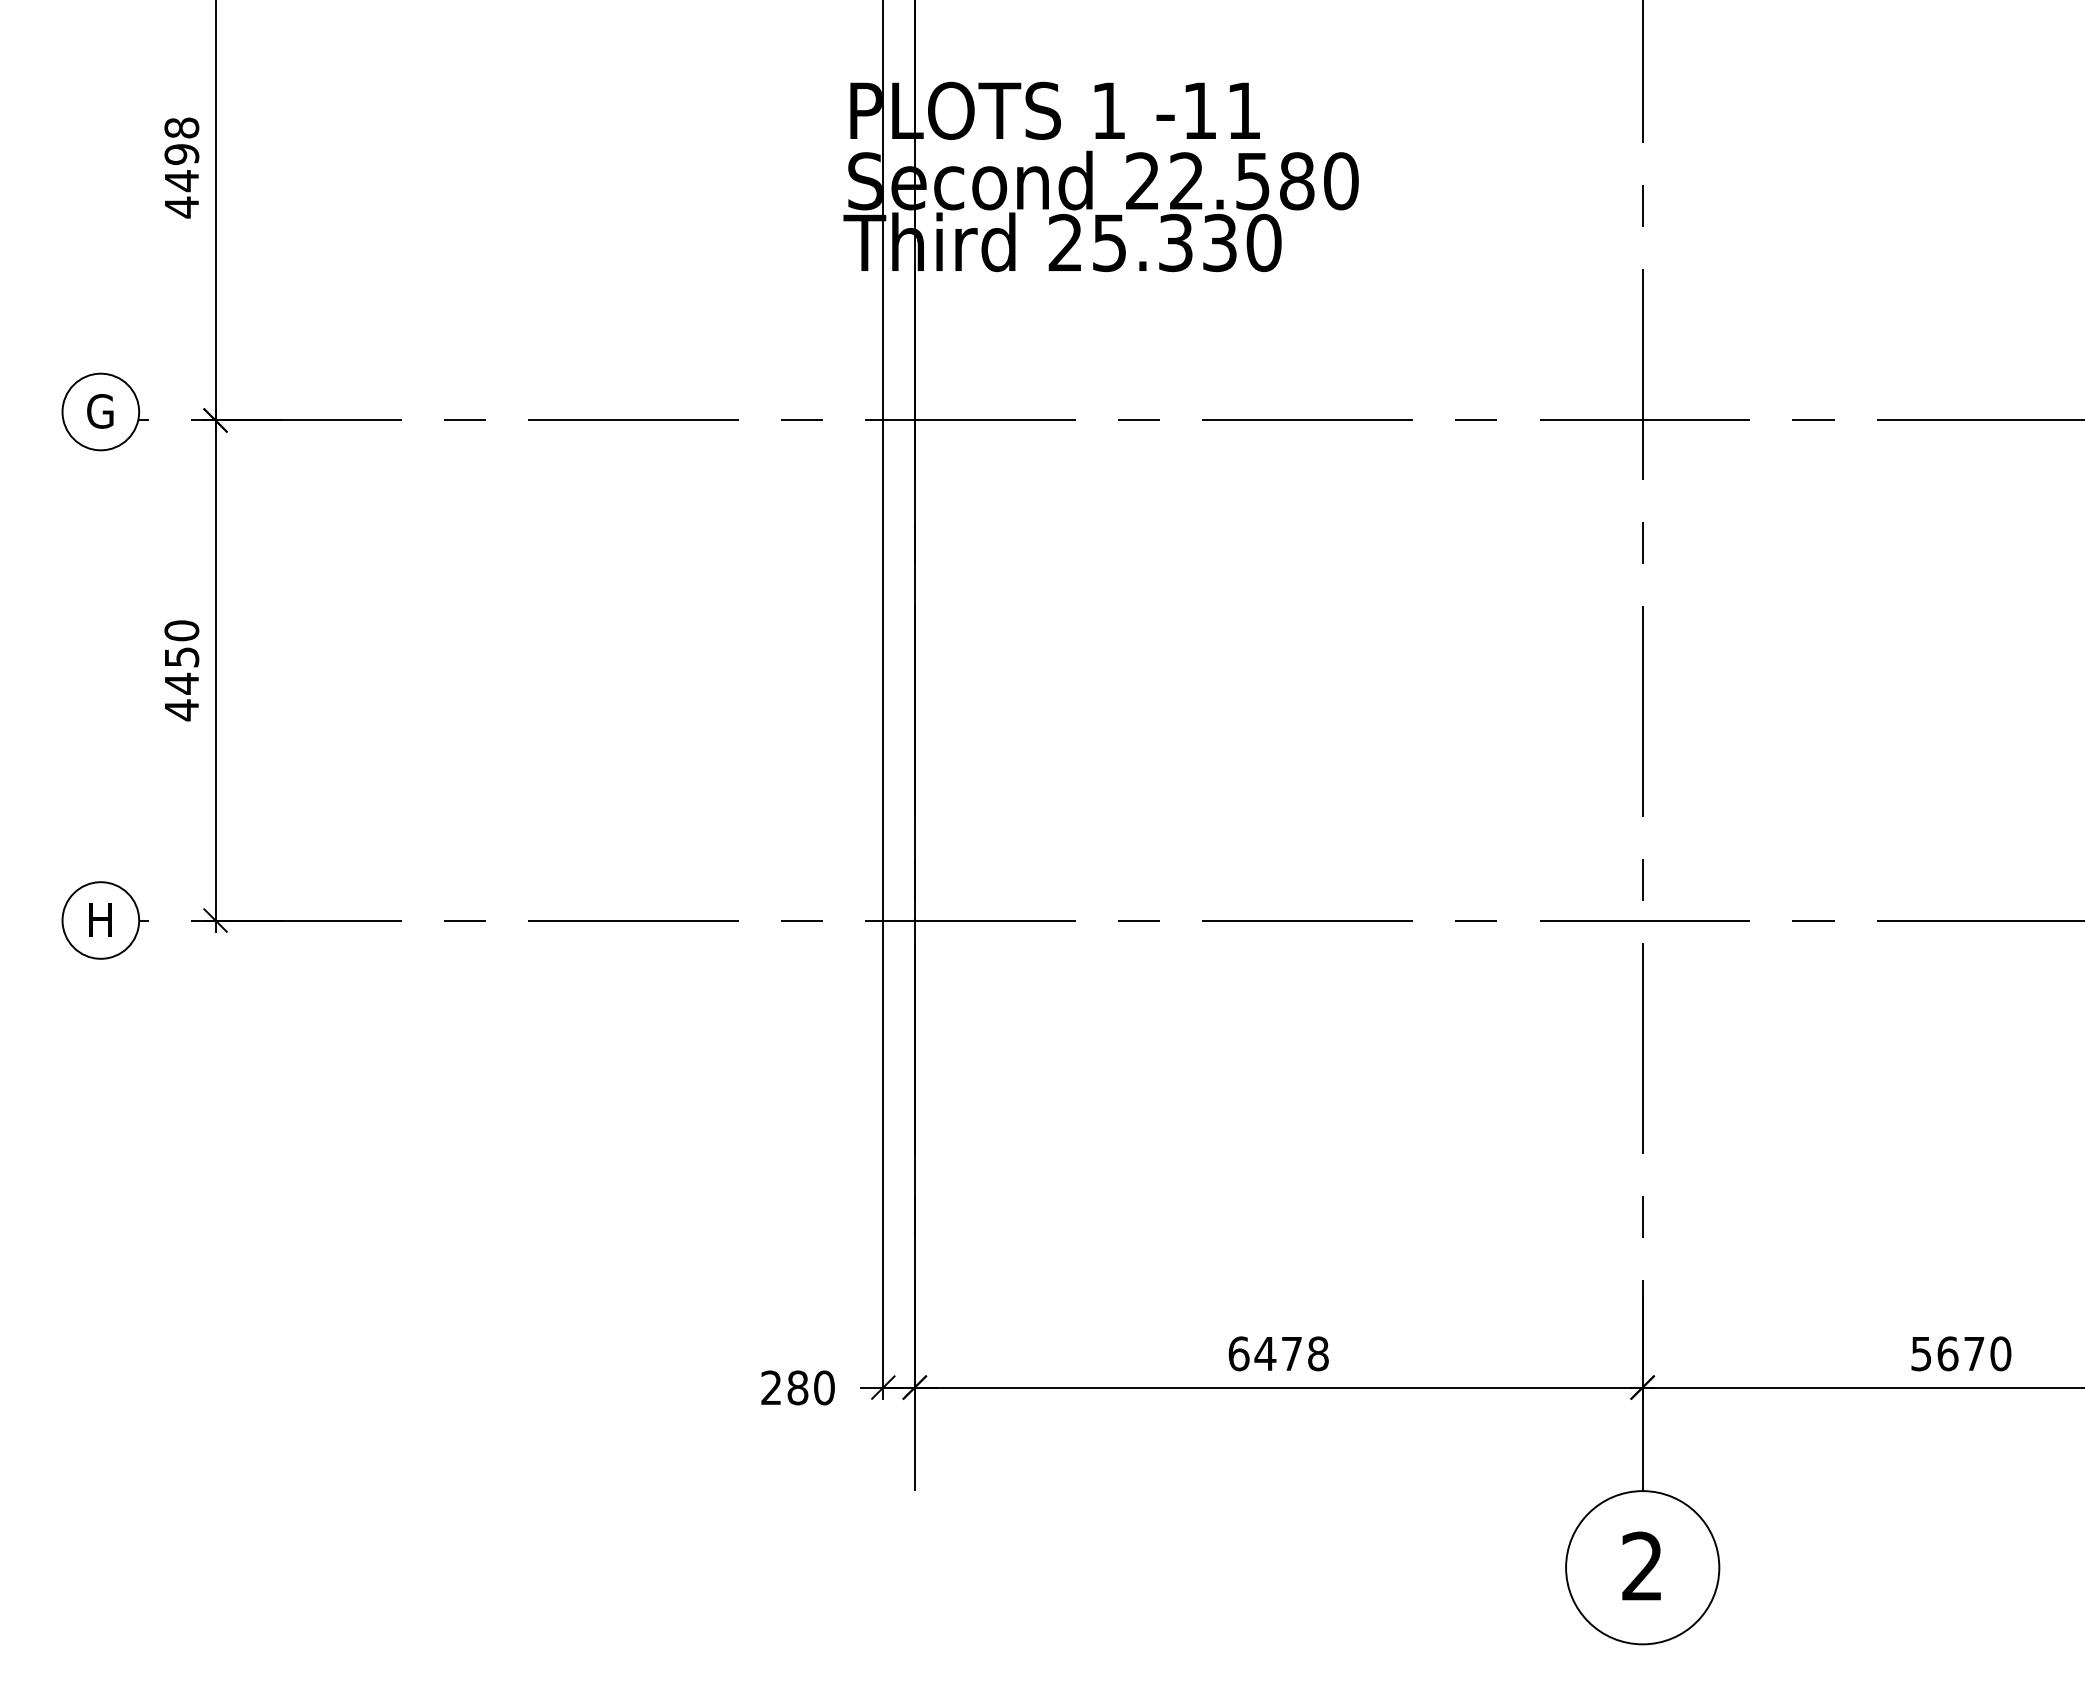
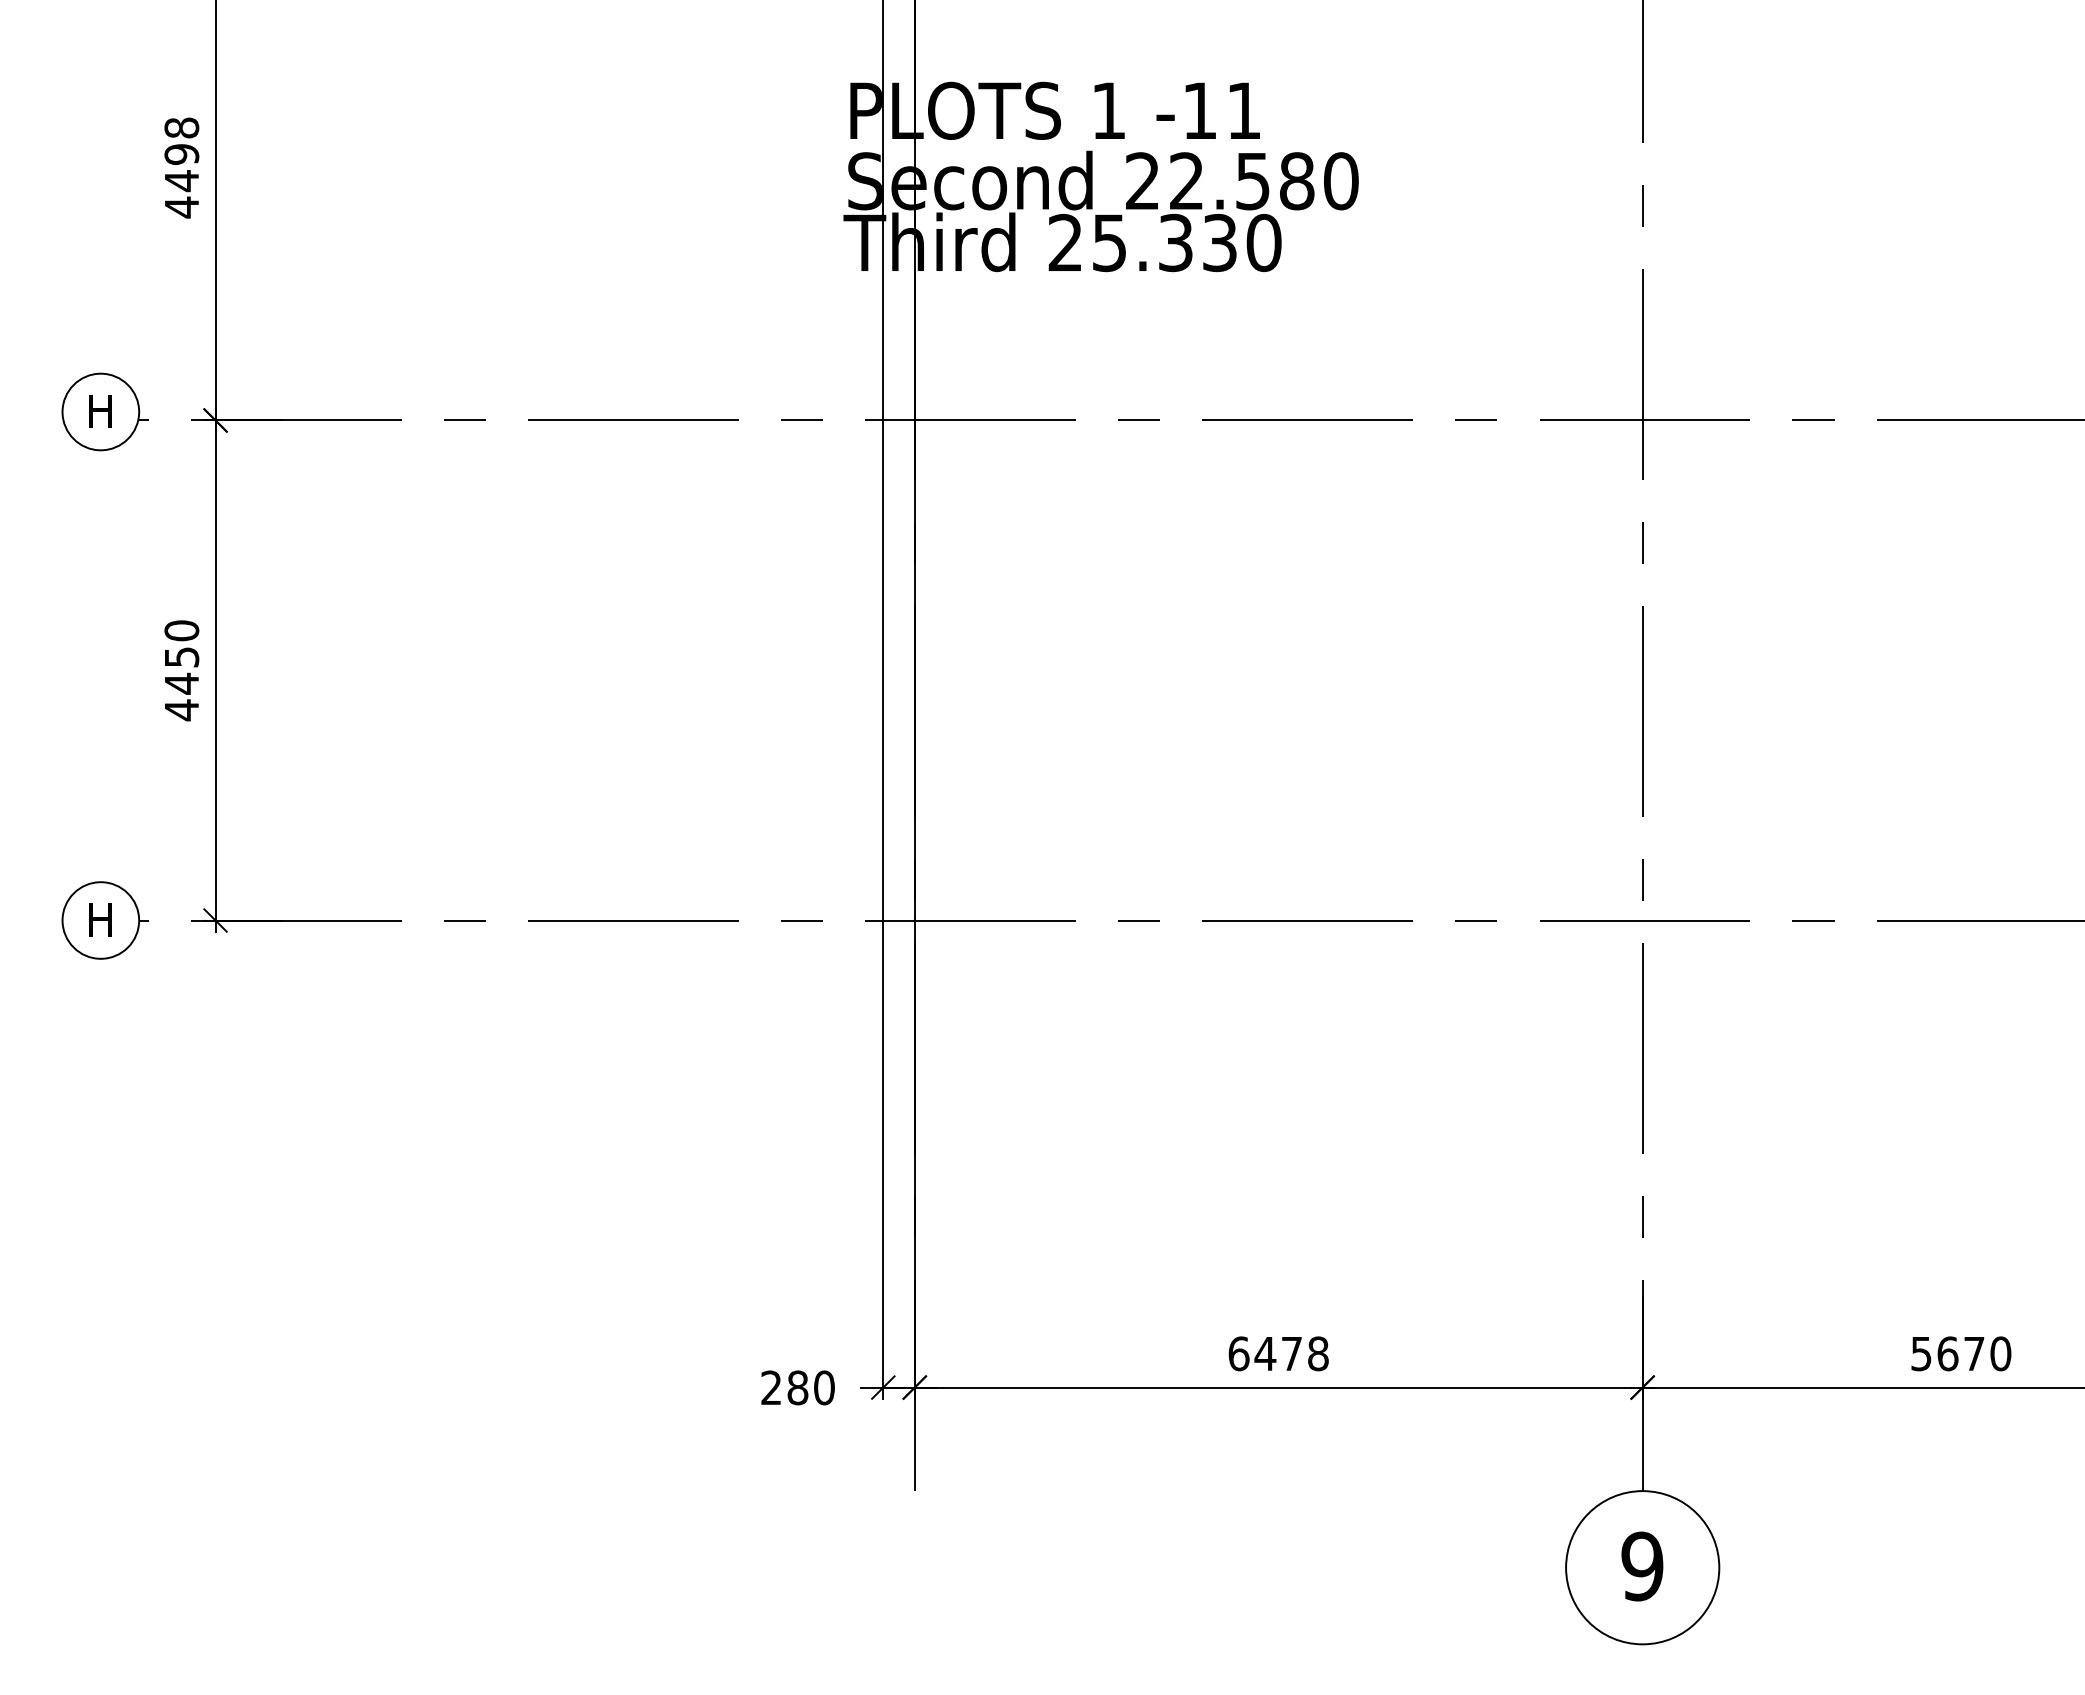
text: G -> H (100, 411)
text: 2 -> 9 (1642, 1566)
